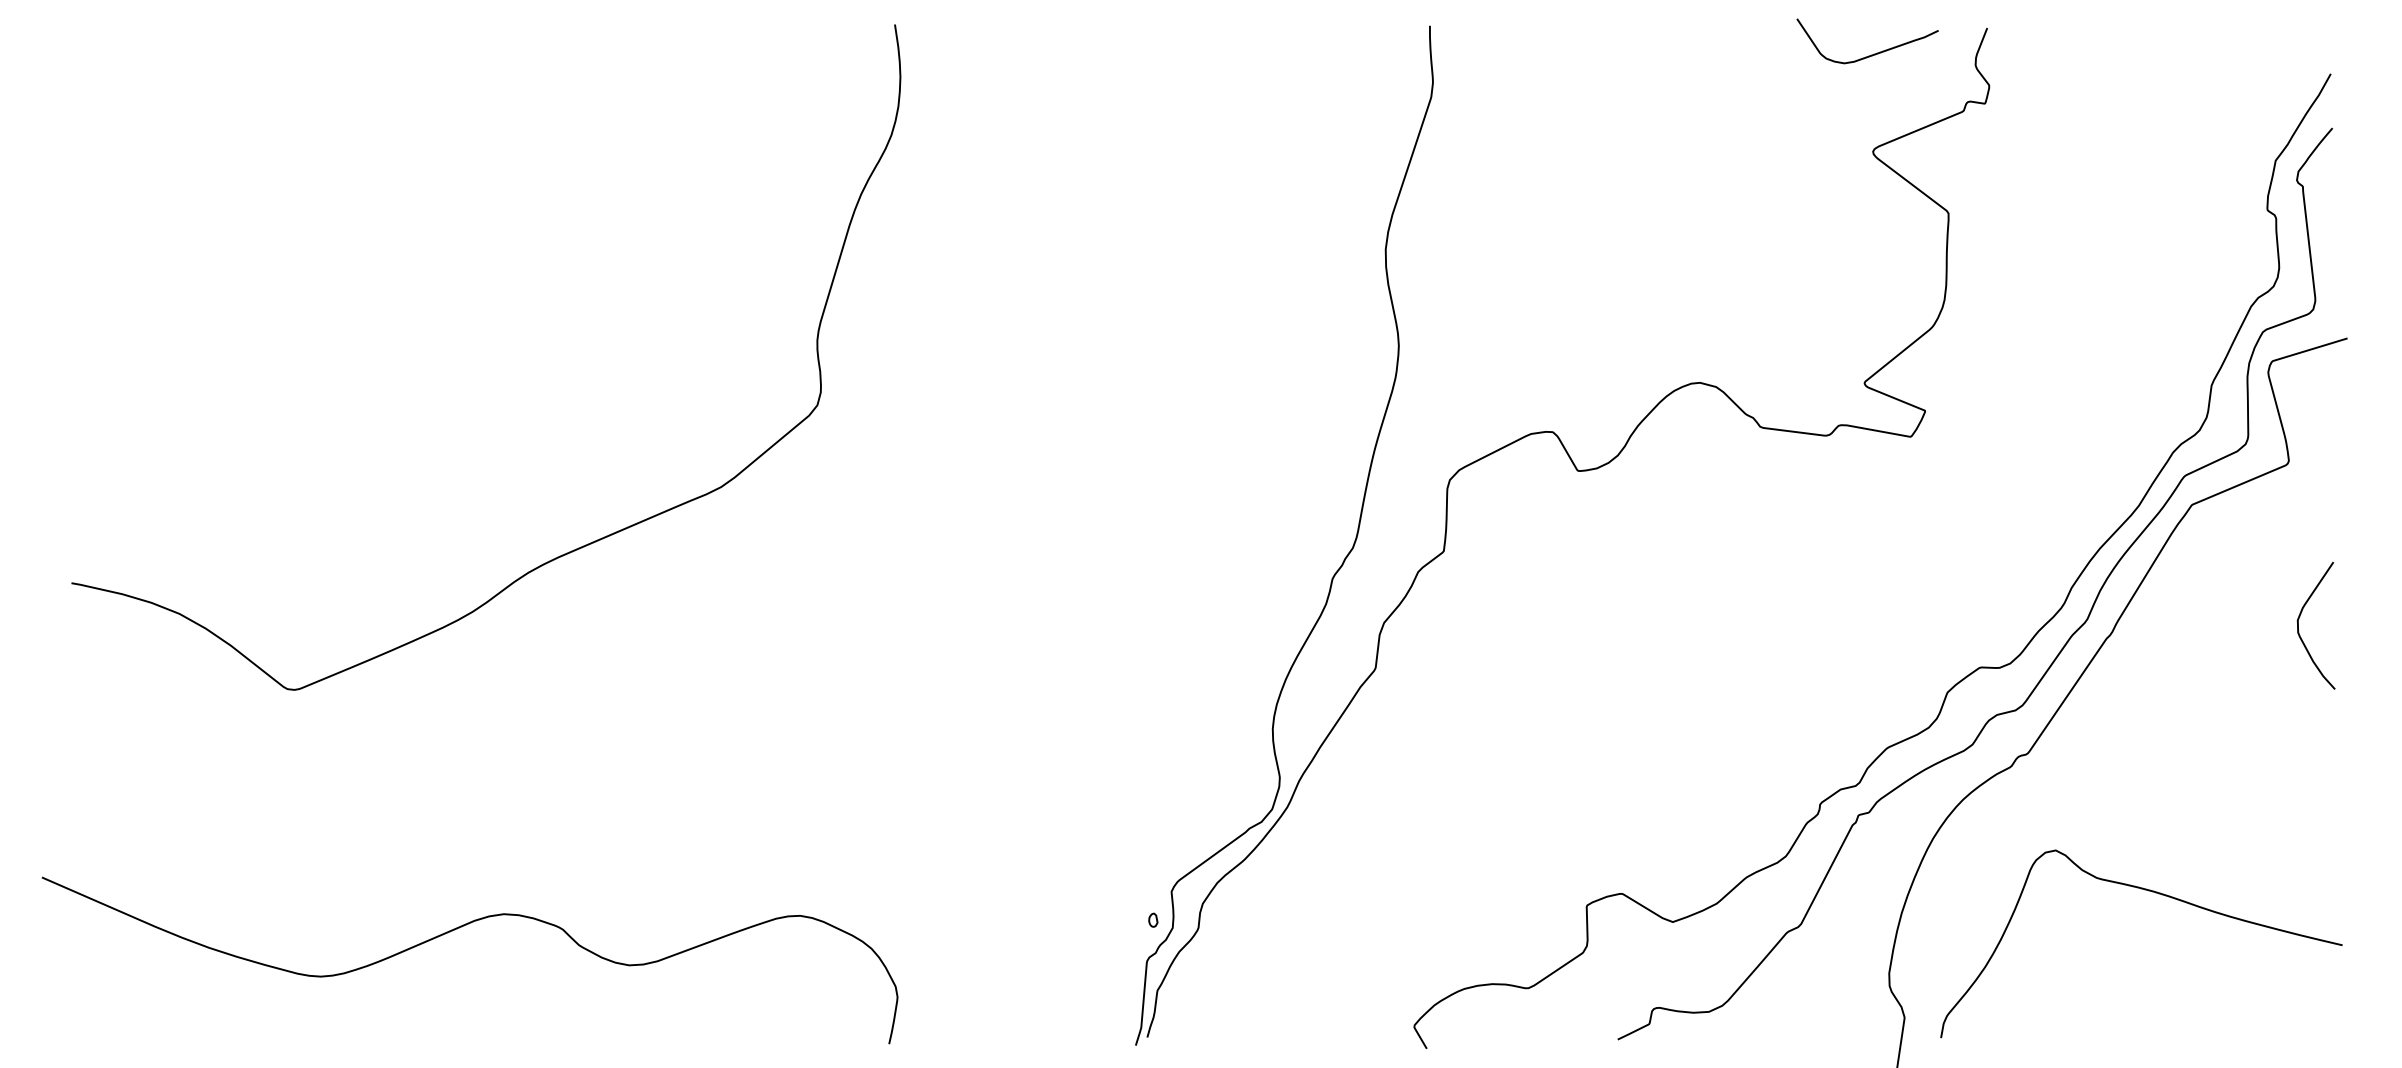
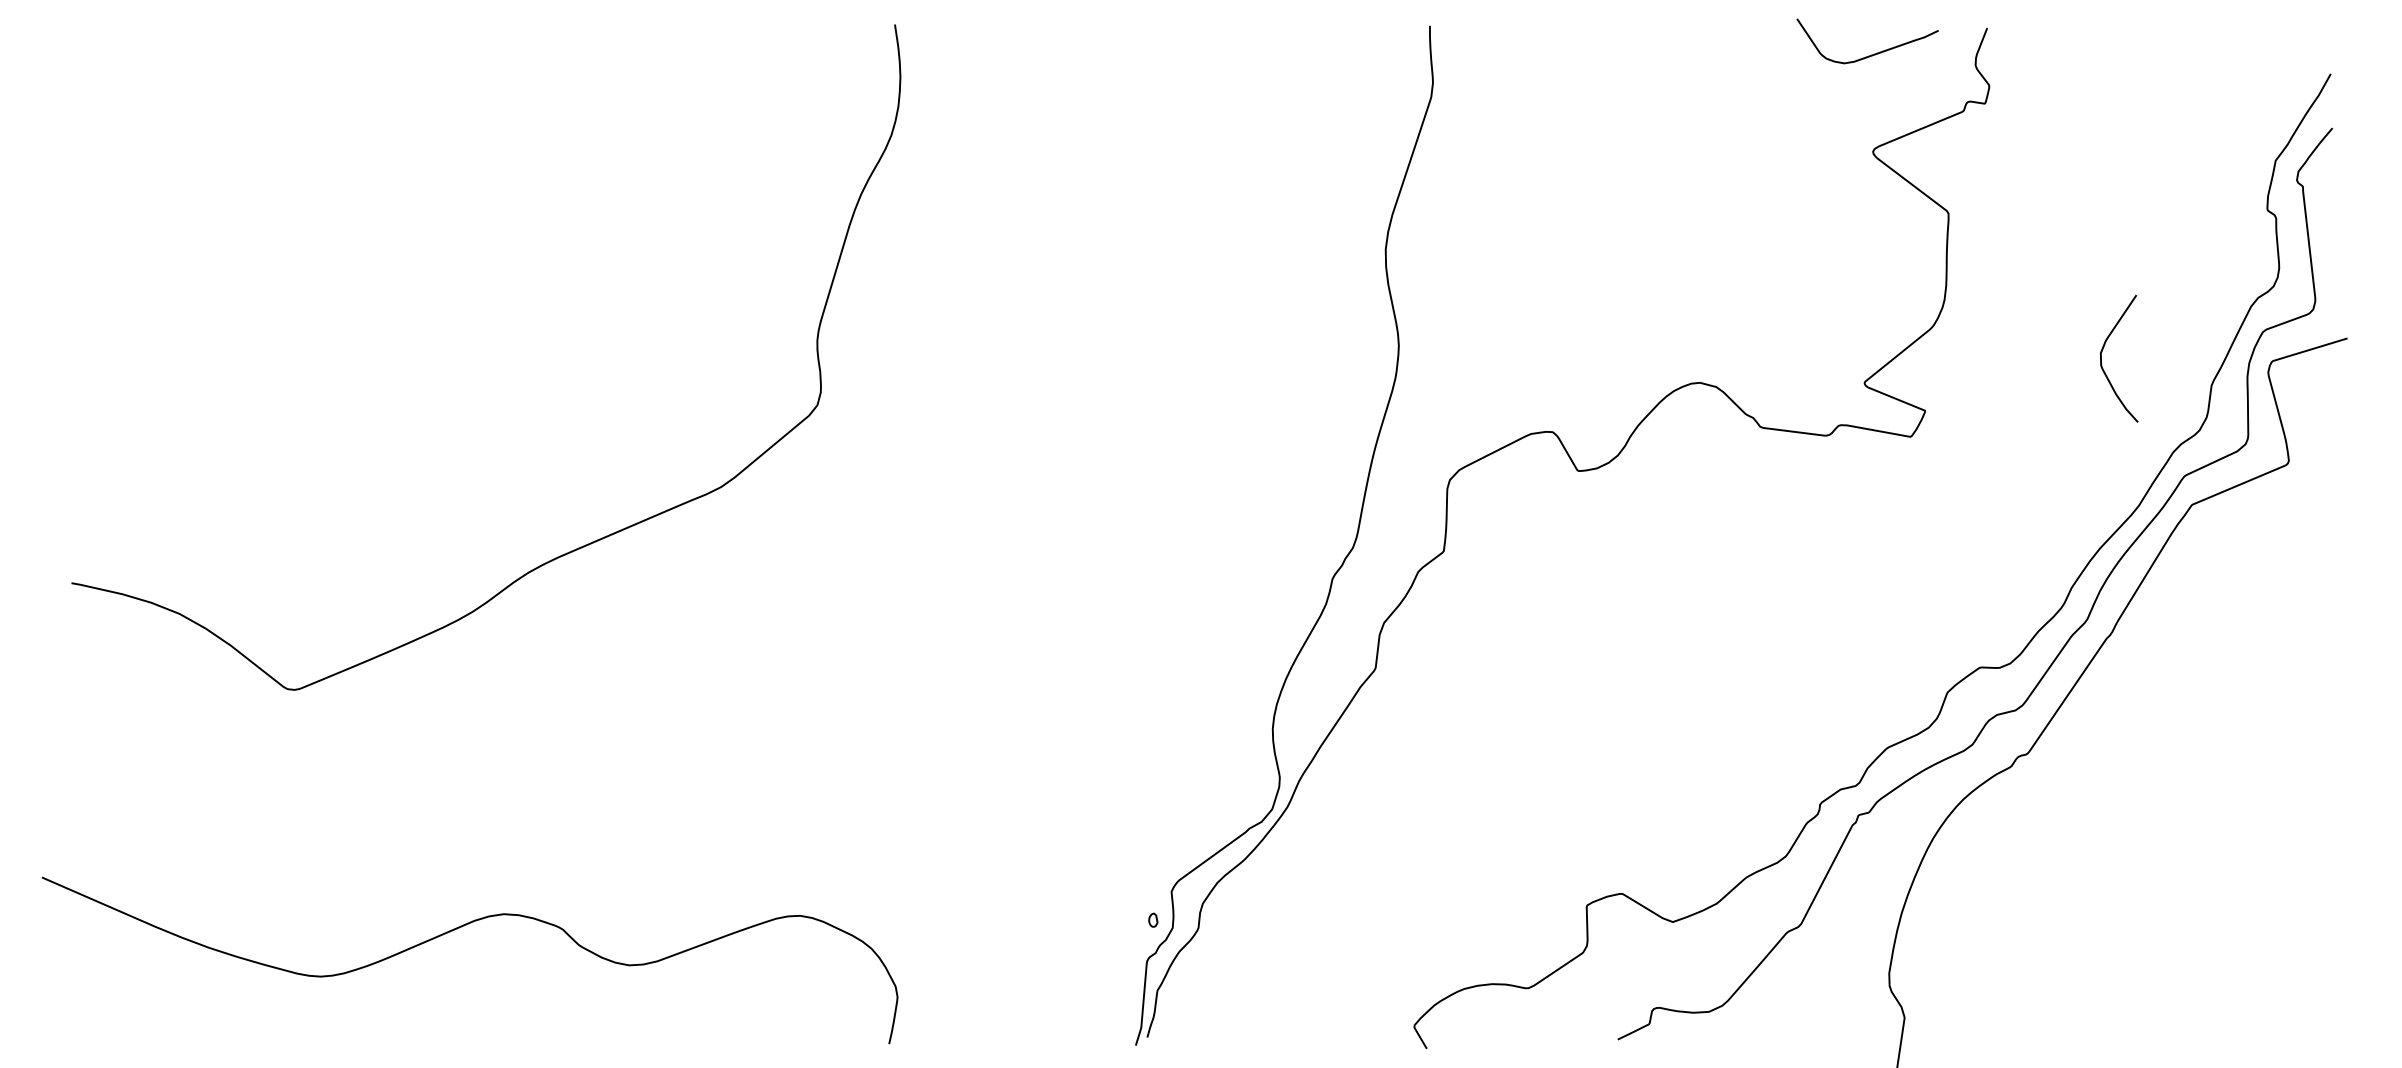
curve position: (2298, 625) -> (2101, 358) (2101, 358)
curve: present -> none (2155, 893)
